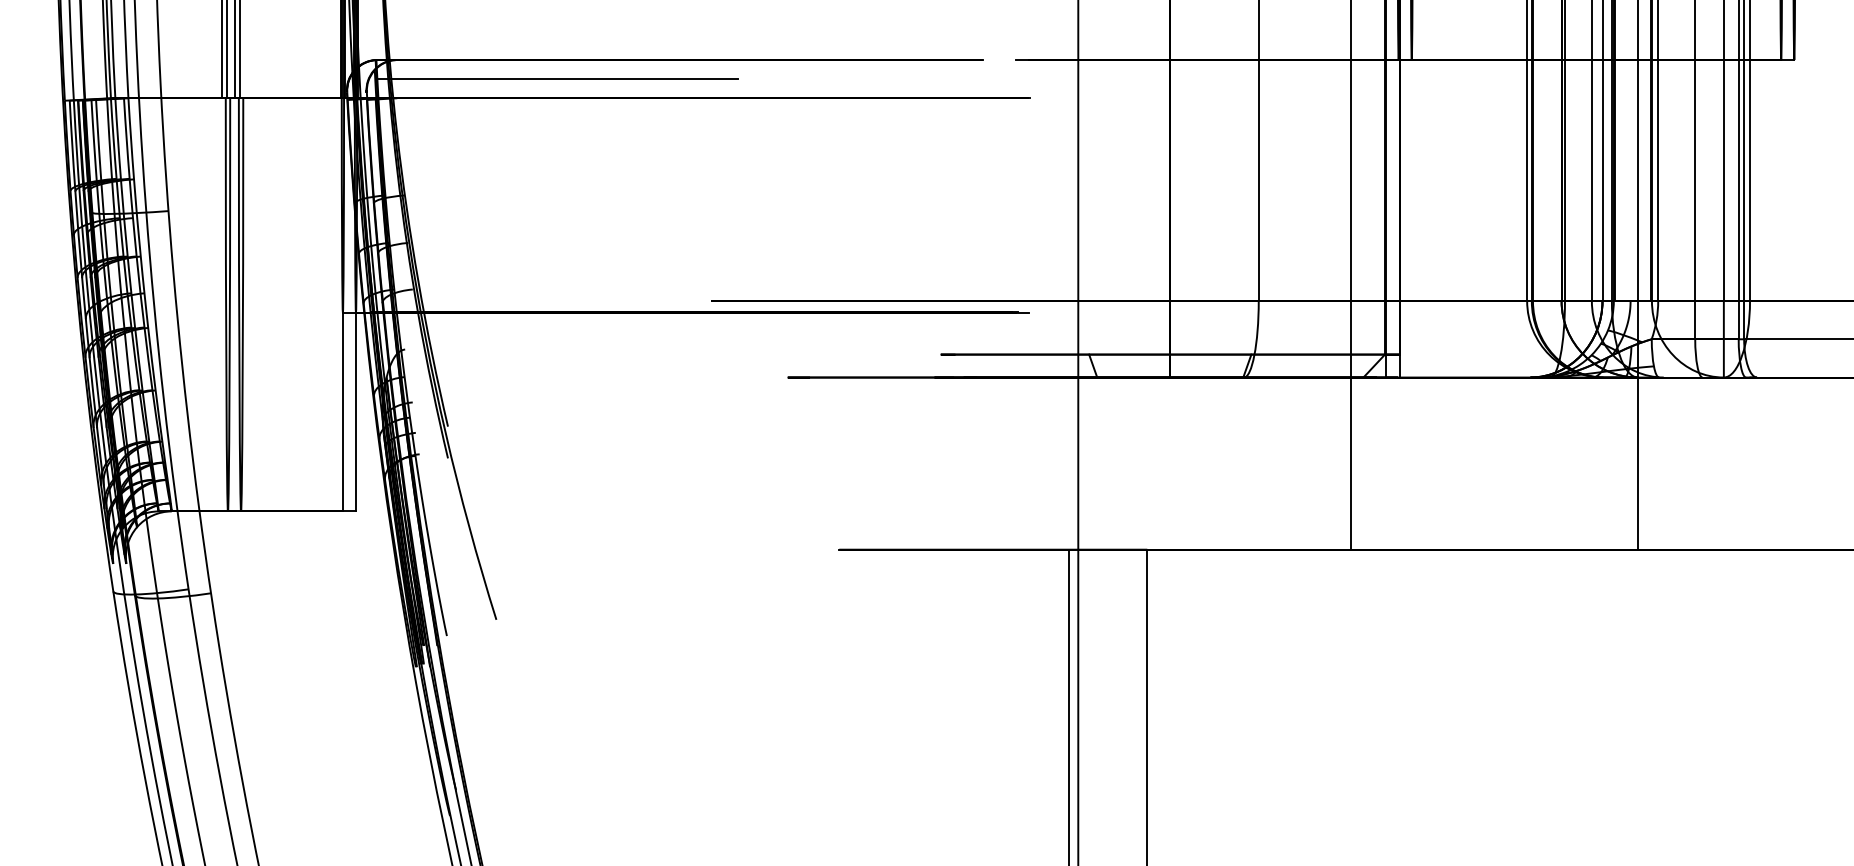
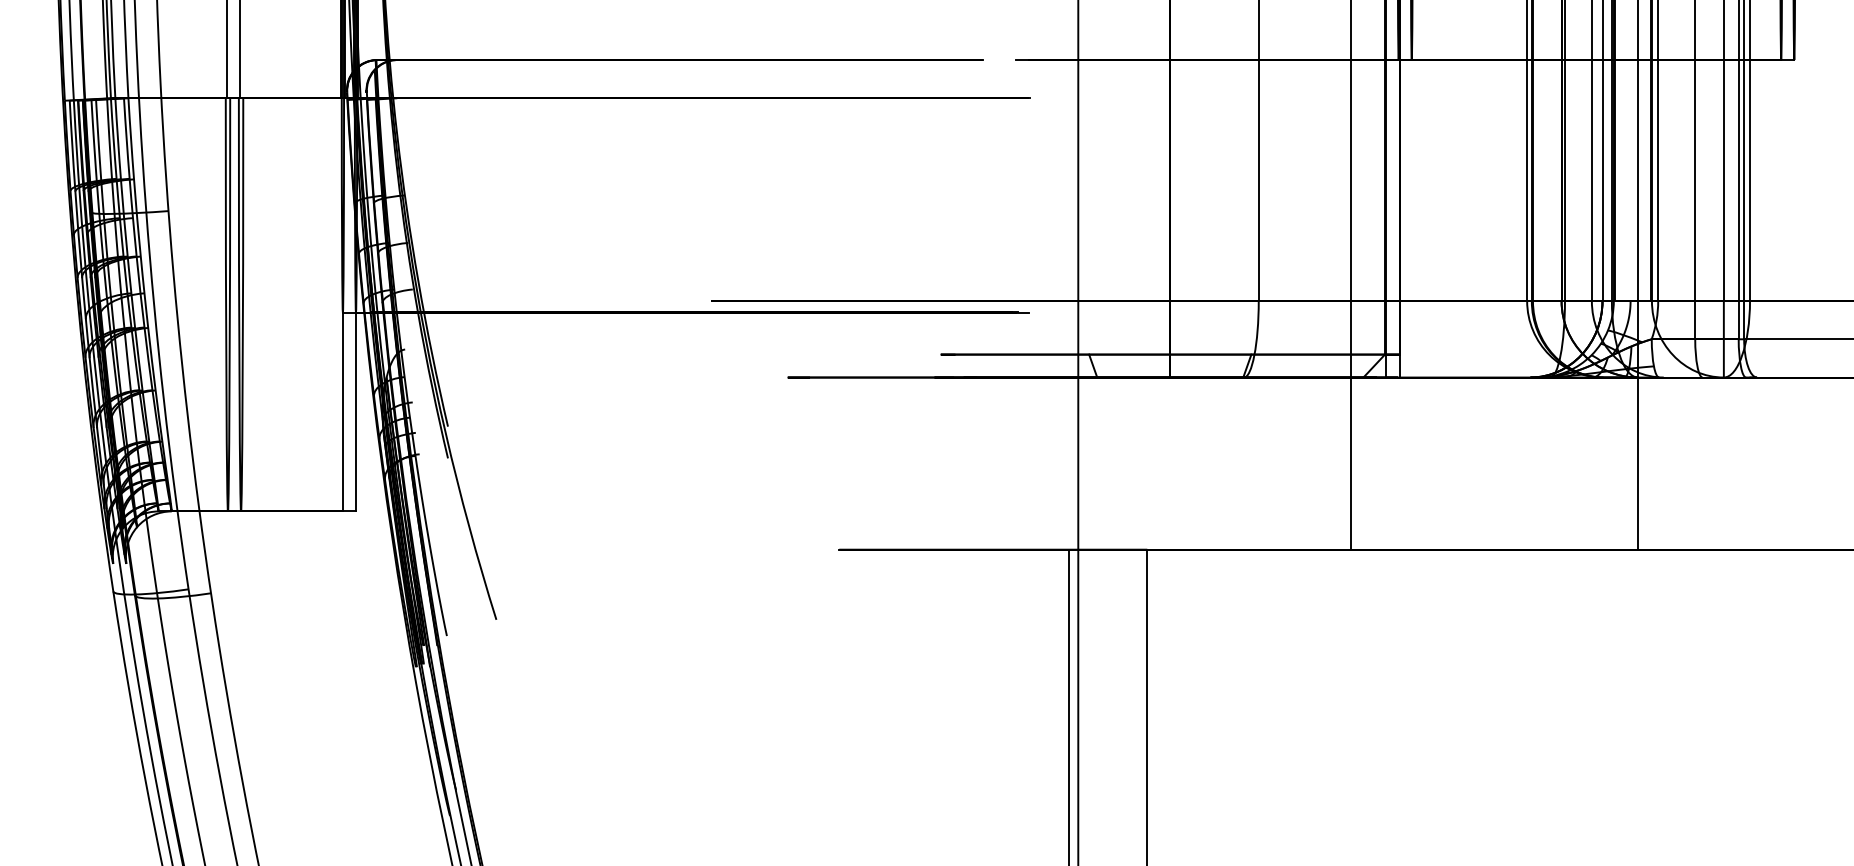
line: present -> none (222, 50)
line: present -> none (235, 50)
line: present -> none (557, 79)
